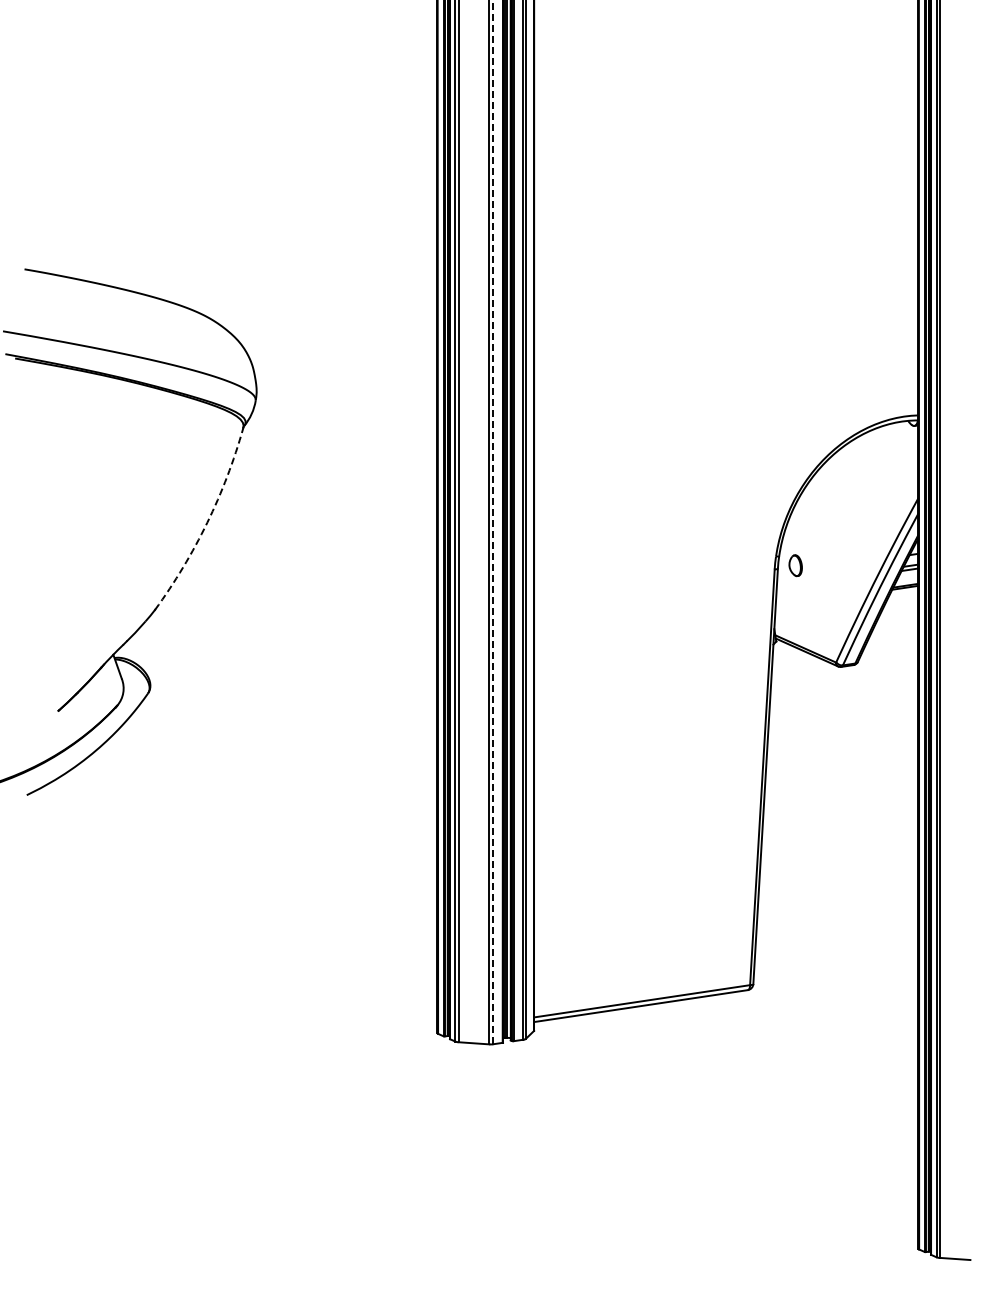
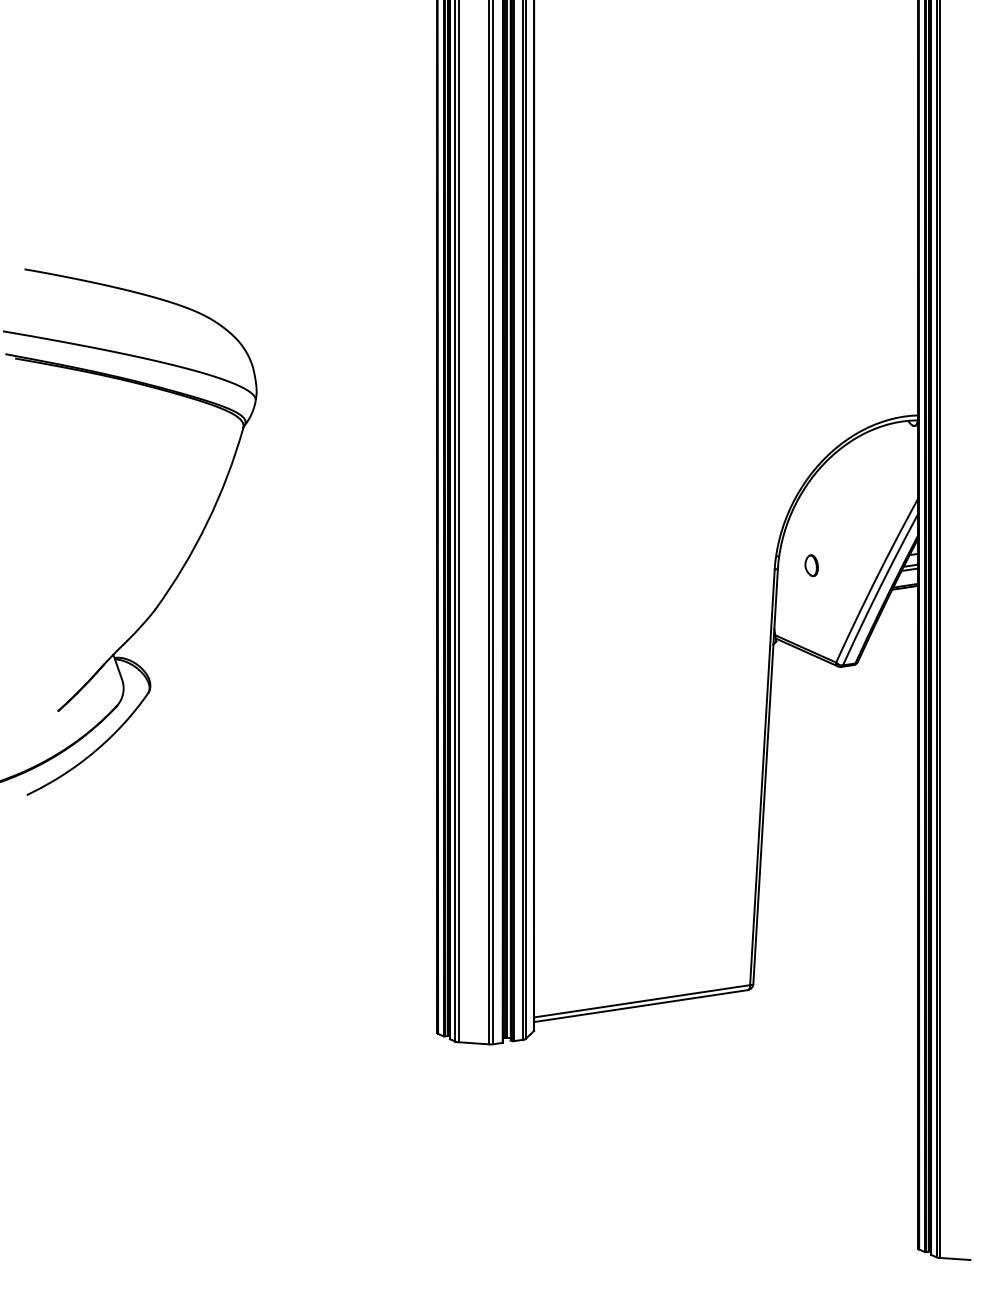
arc: dashed -> solid (207, 522)
line: dashed -> solid (493, 522)
part position: (795, 565) -> (811, 565) (811, 565)
